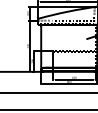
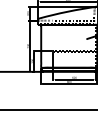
line: present -> none (48, 92)
